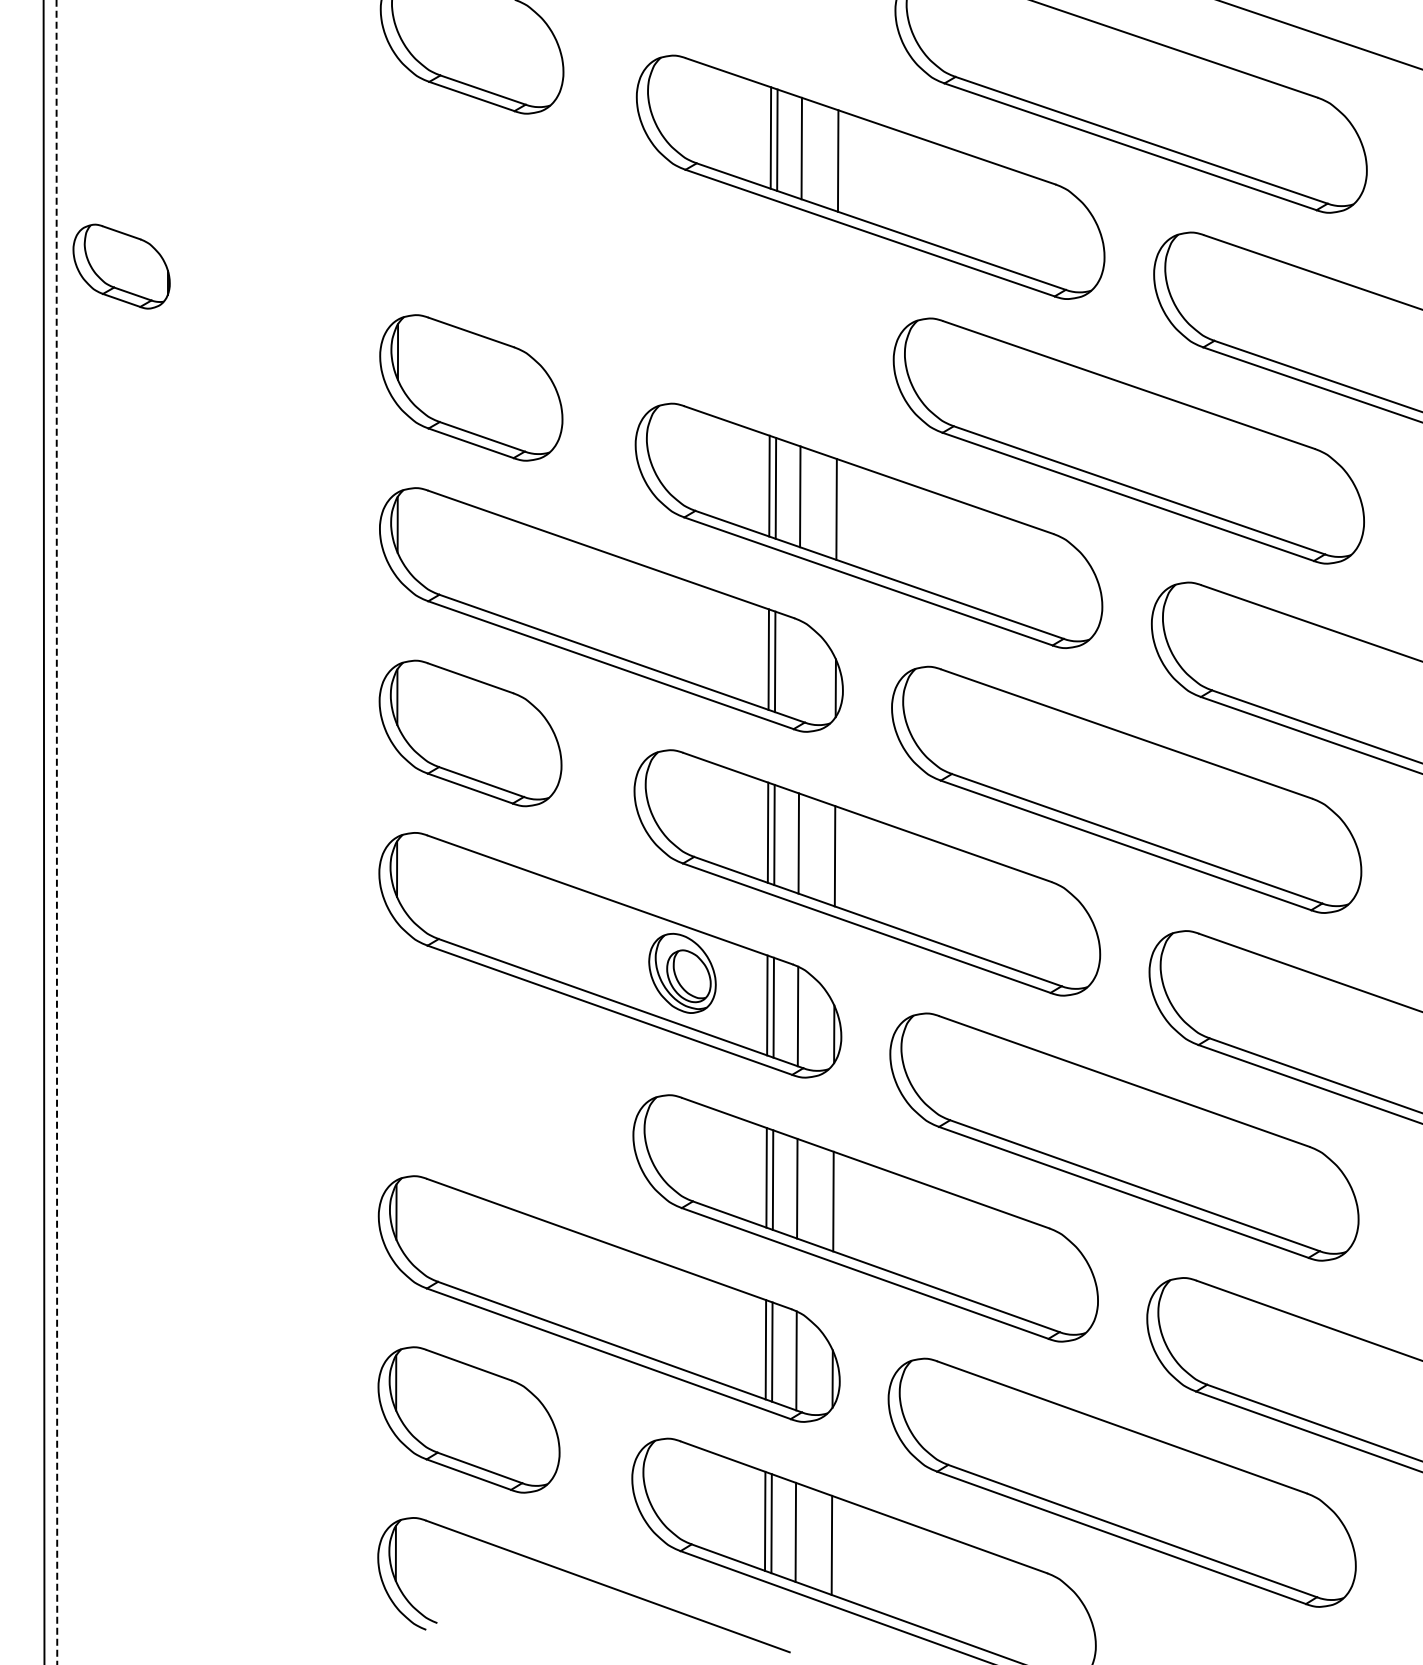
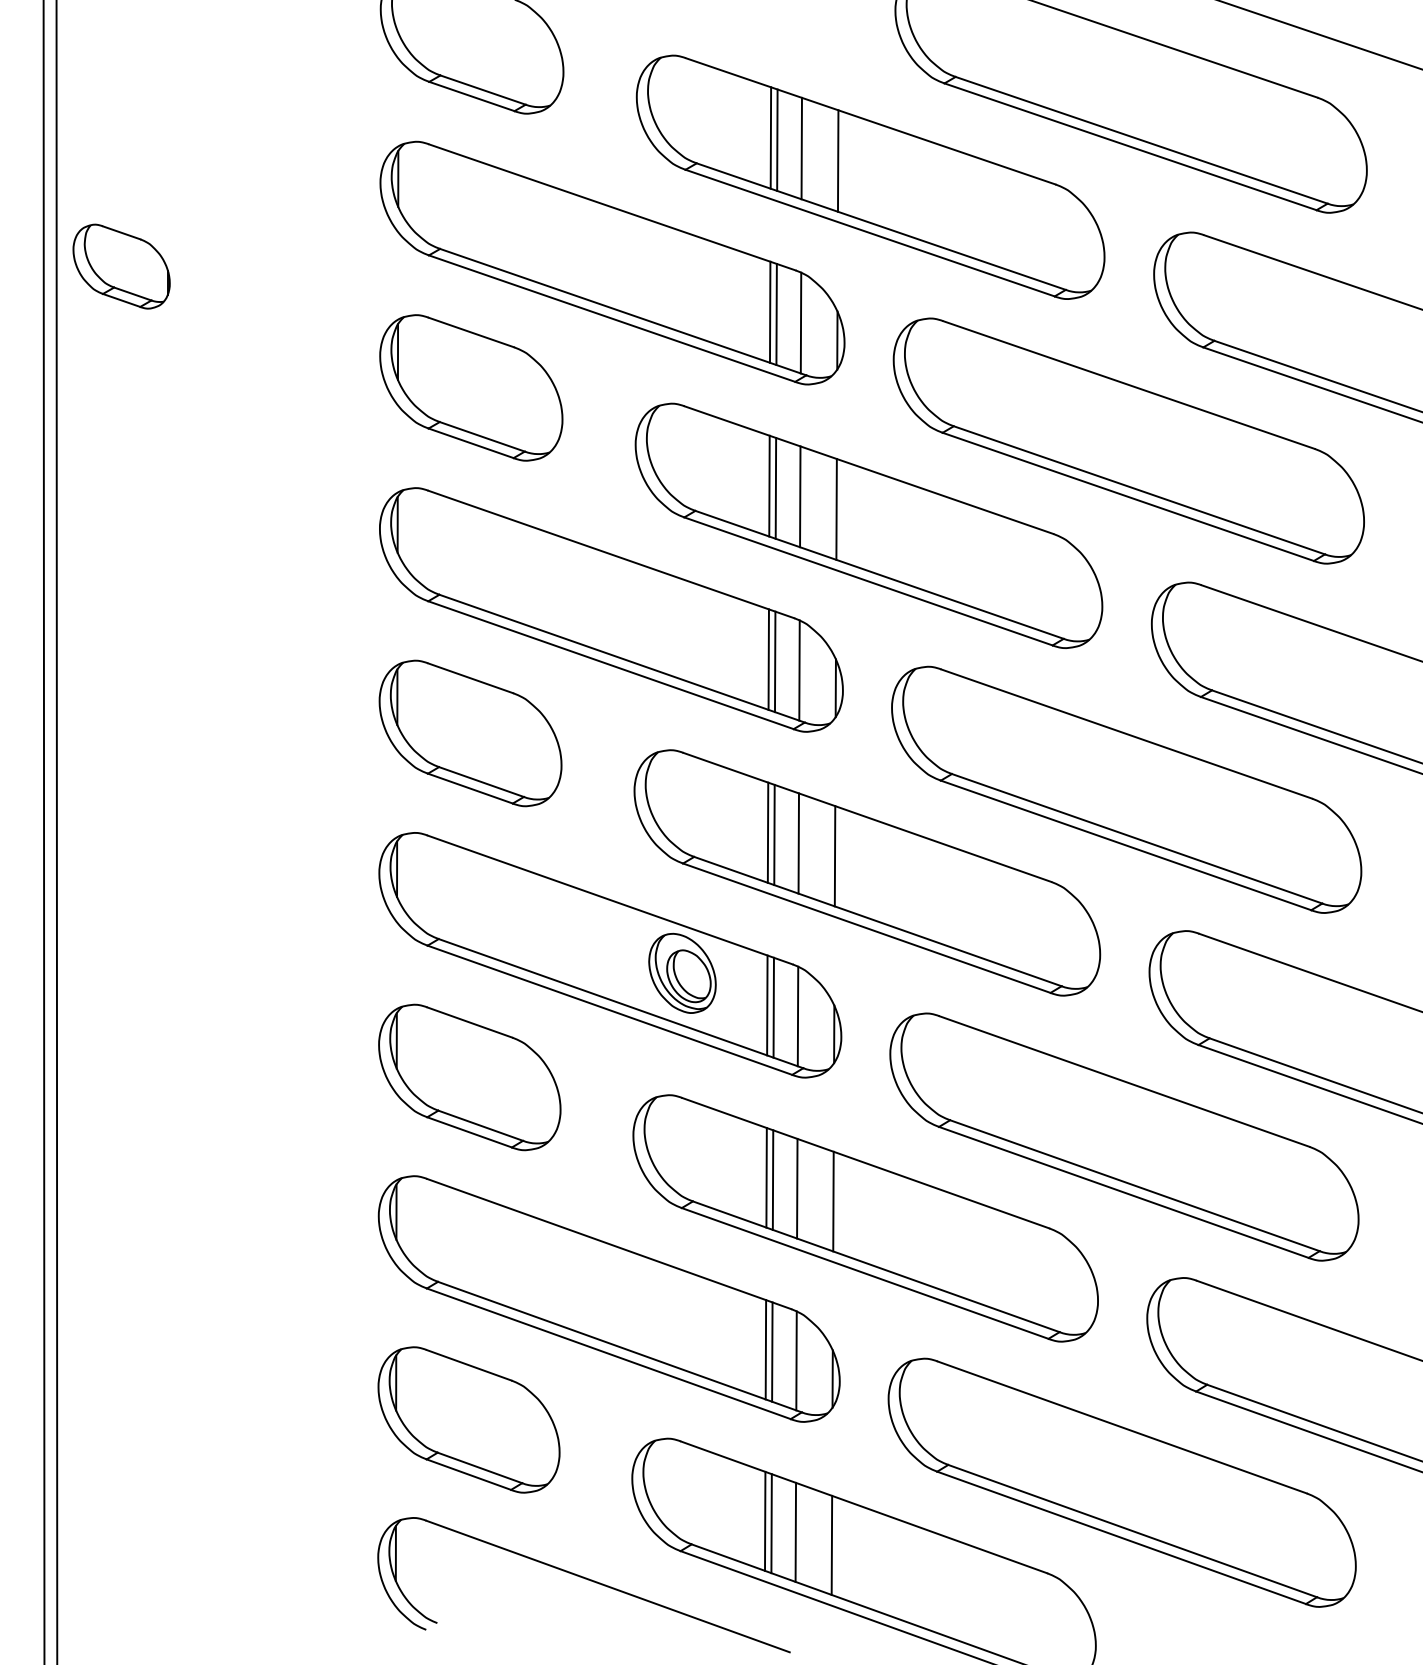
part: none -> present (612, 262)
line: none -> present (799, 670)
line: dashed -> solid (56, 832)
part: none -> present (469, 1077)
